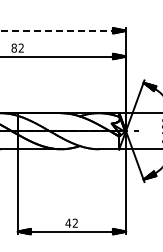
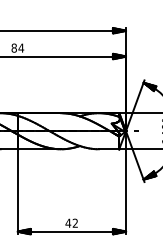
line: dashed -> solid (63, 30)
text: 82 -> 84 (21, 47)
